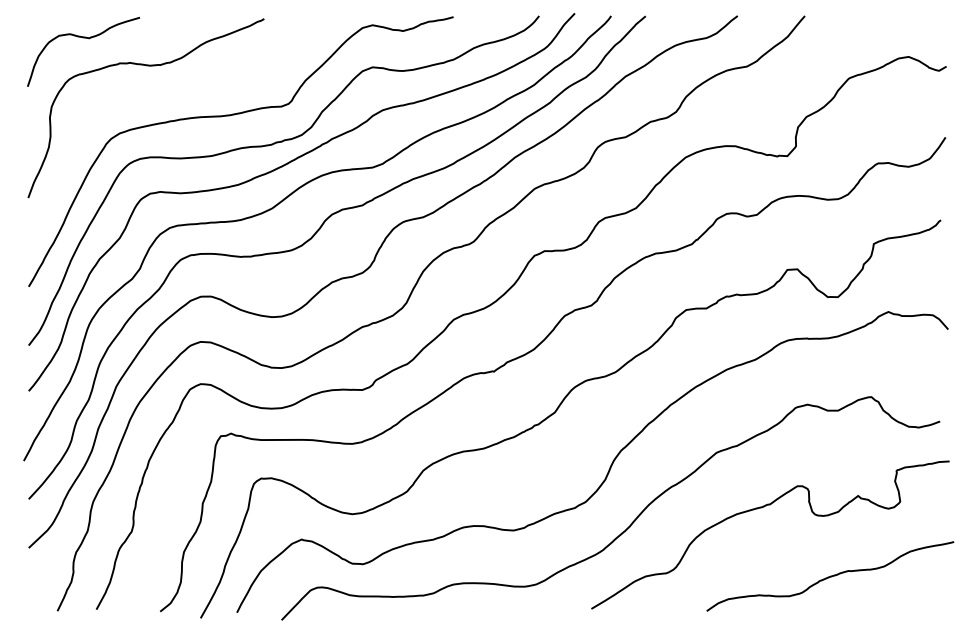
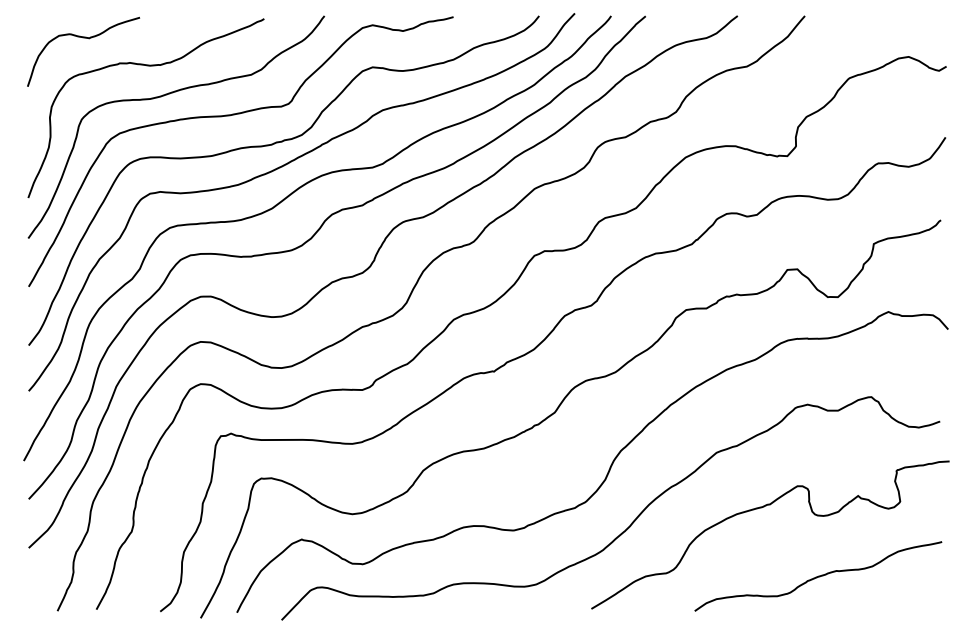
curve: none -> present (167, 95)
curve position: (830, 576) -> (818, 576) (818, 576)
